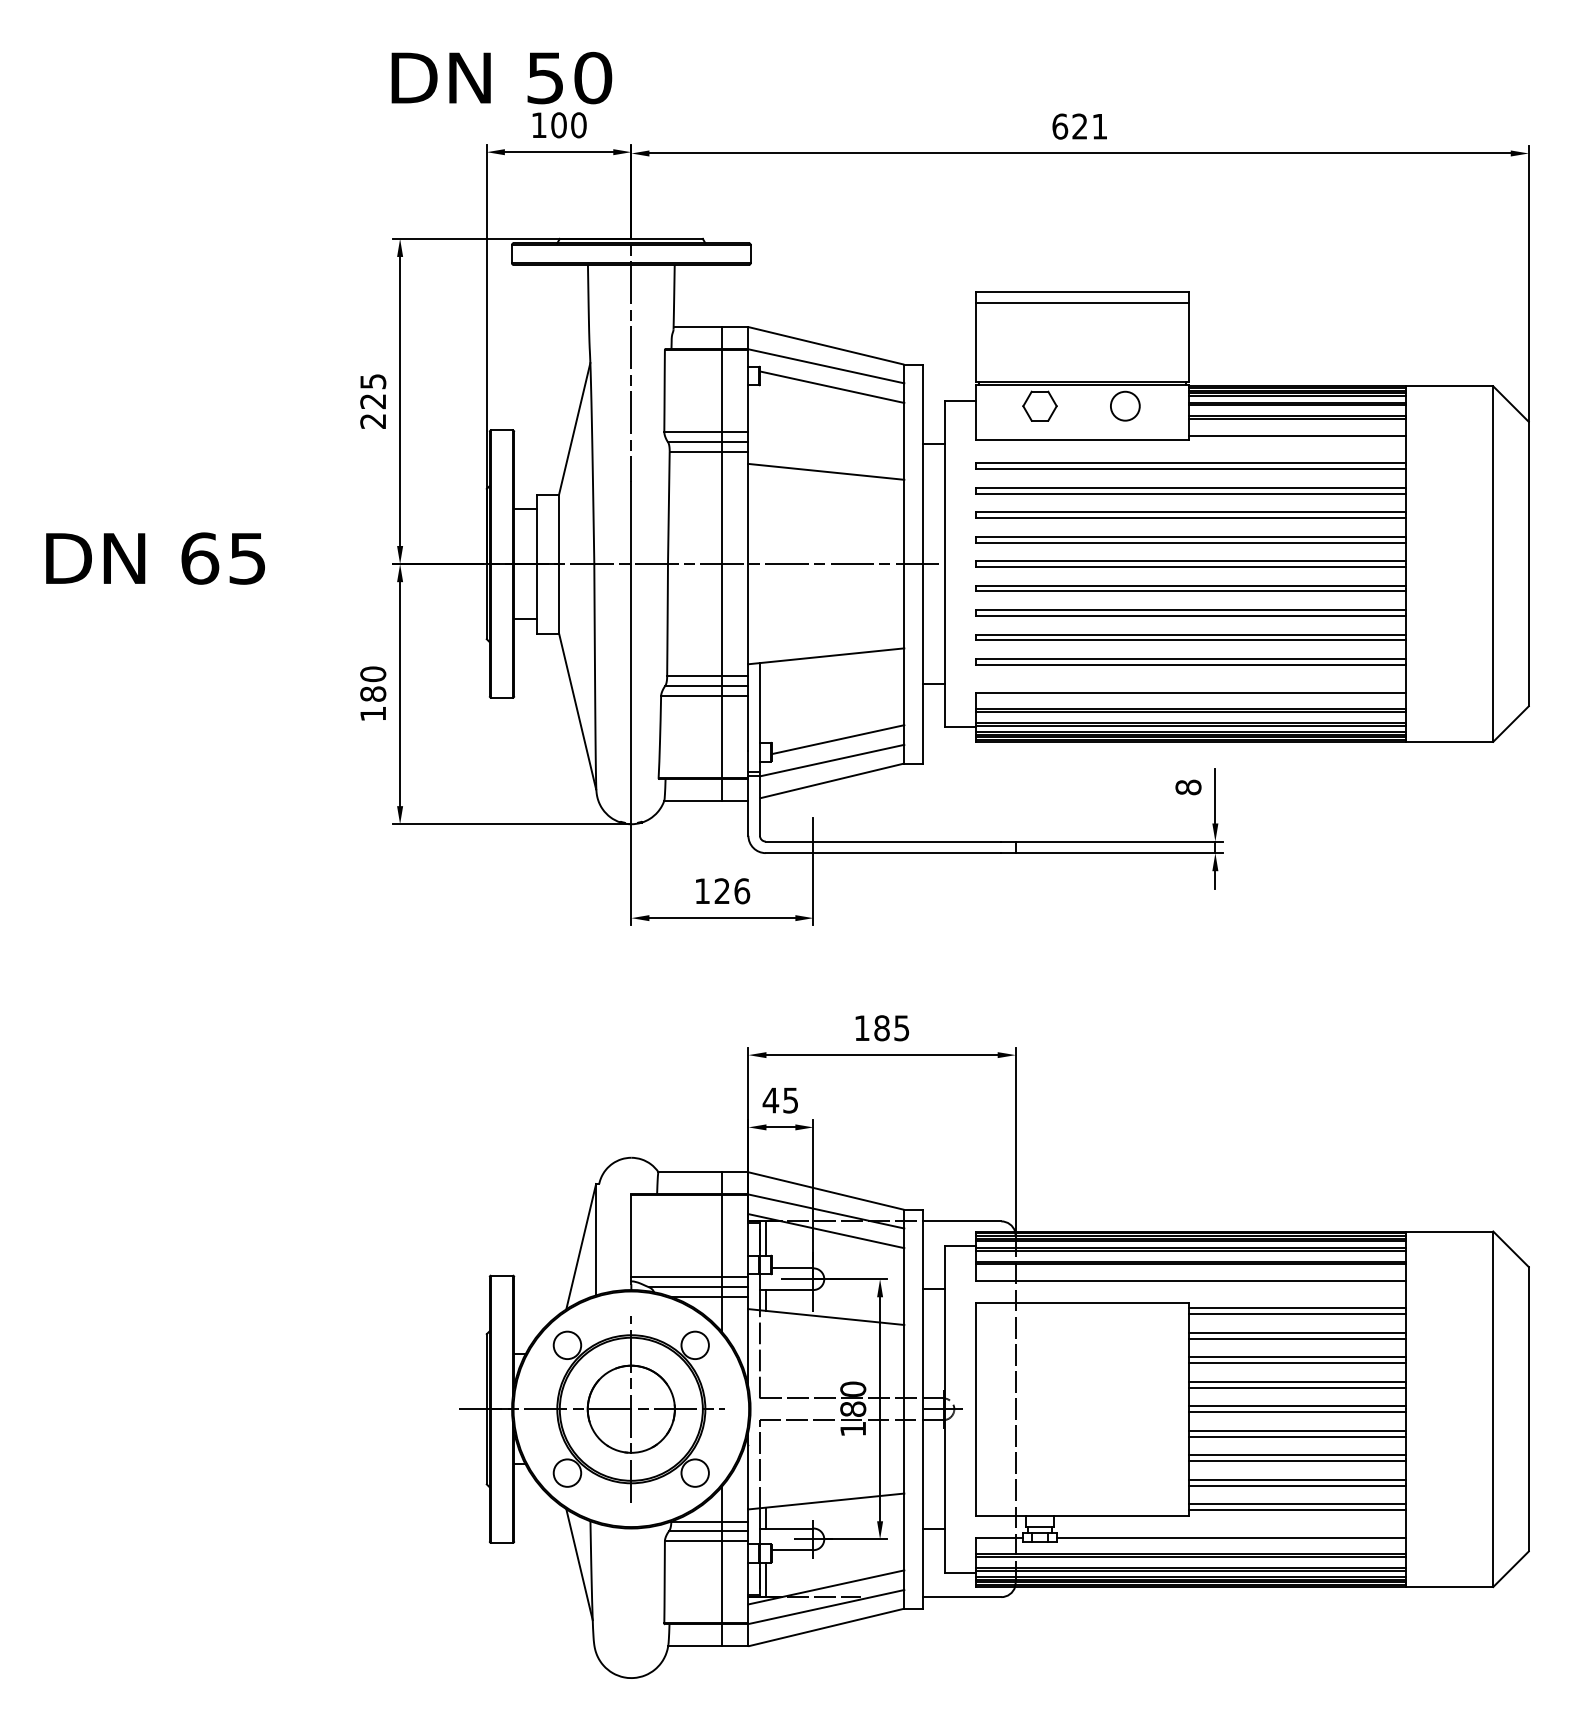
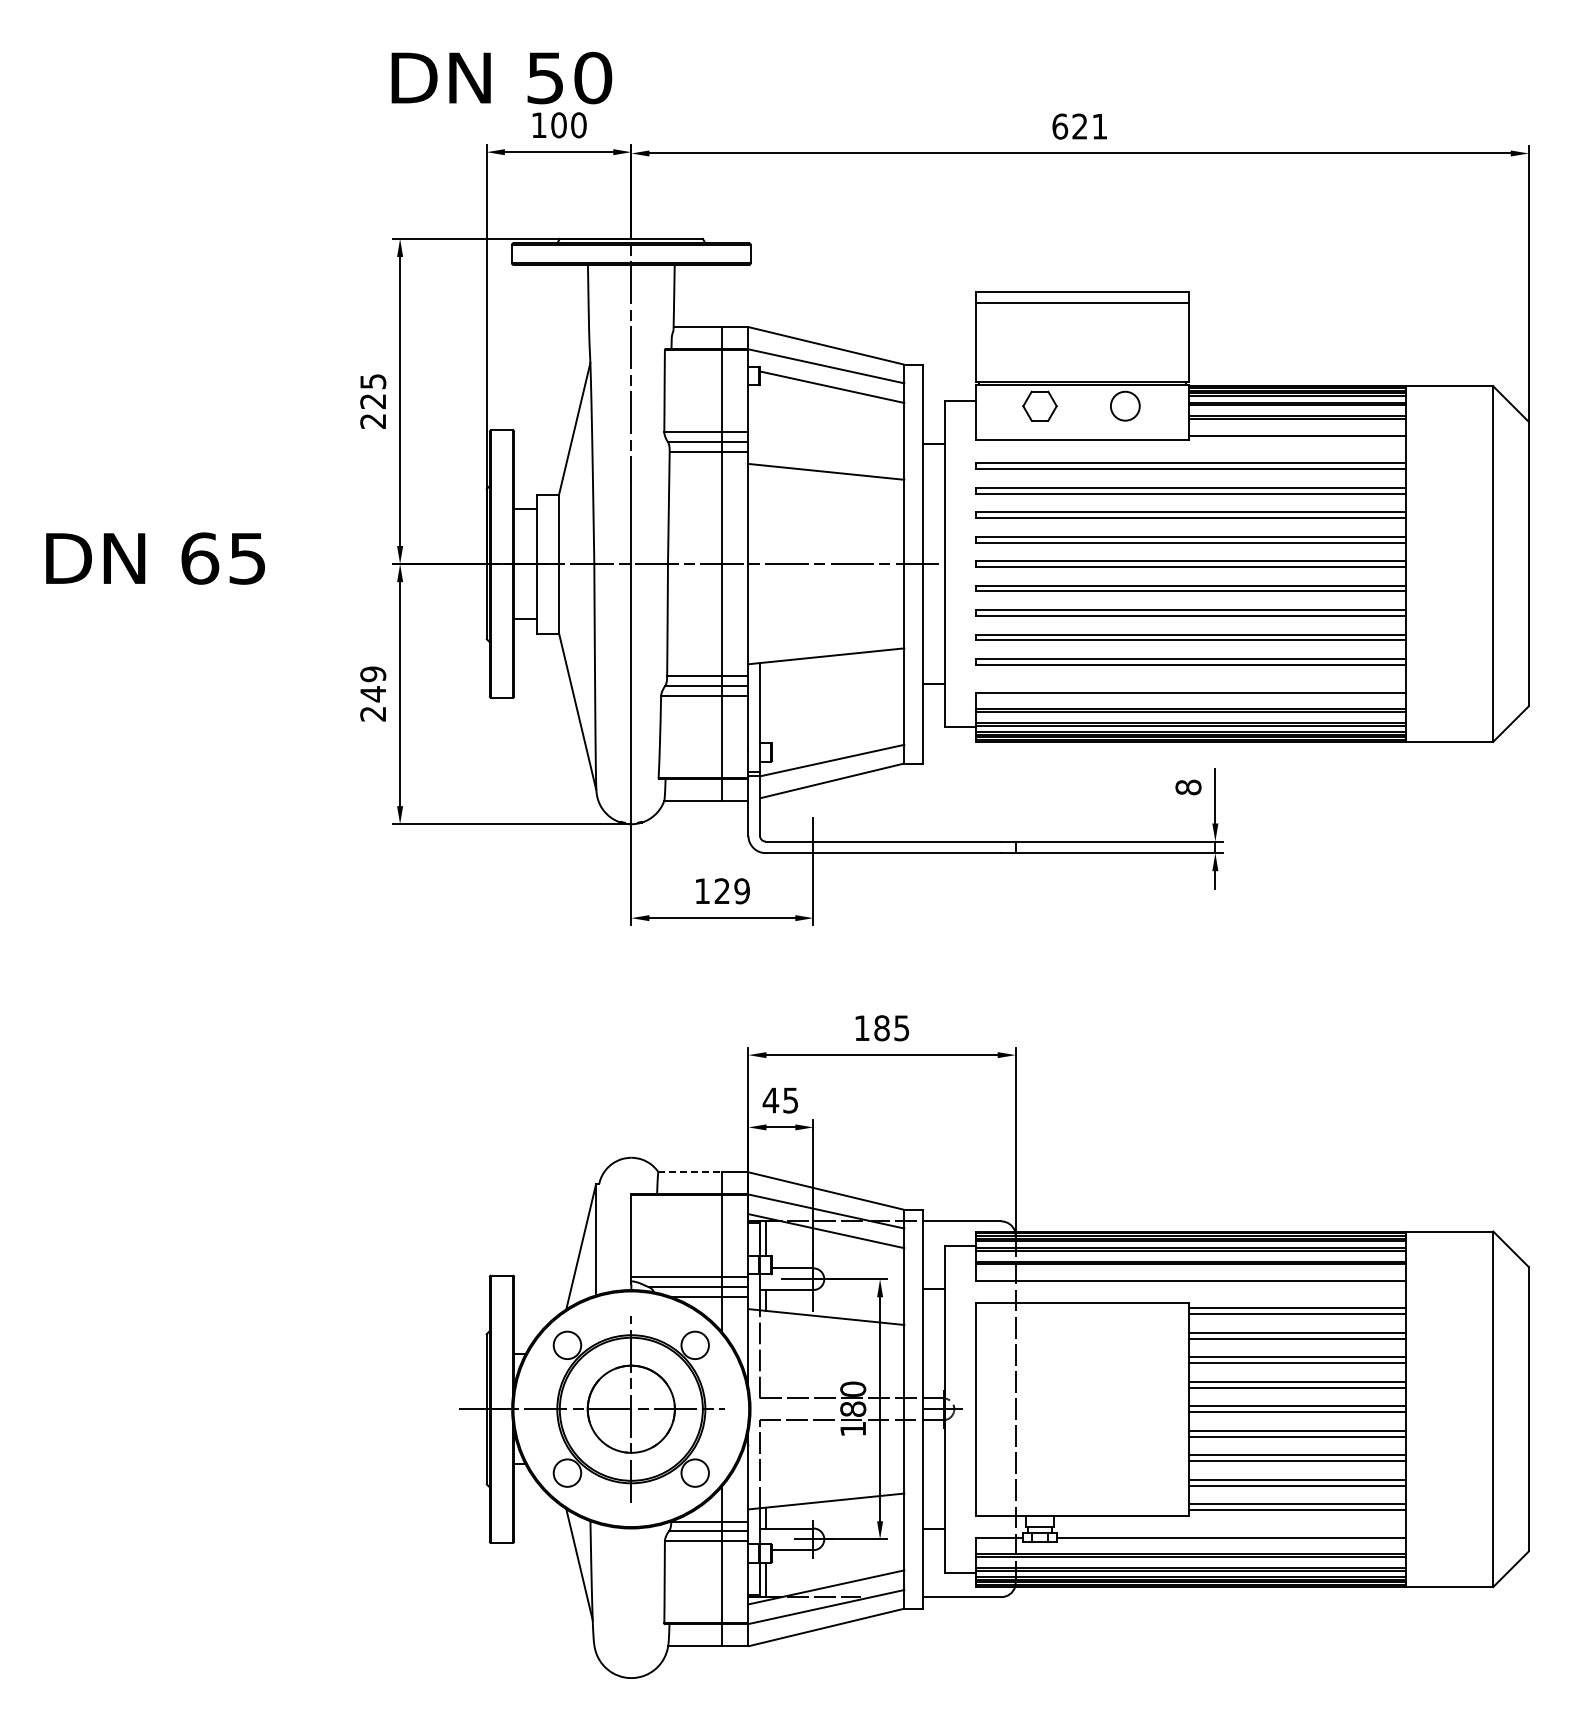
text: 180 -> 249 (373, 693)
line: present -> none (837, 739)
text: 126 -> 129 (742, 891)
line: solid -> dashed (690, 1172)
